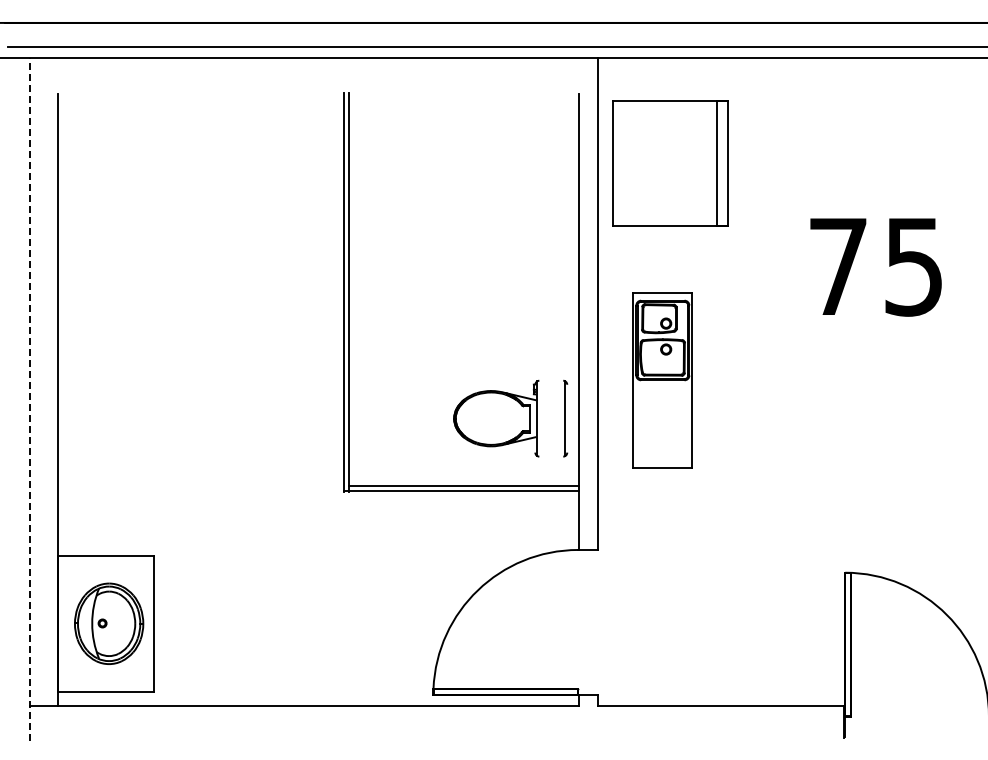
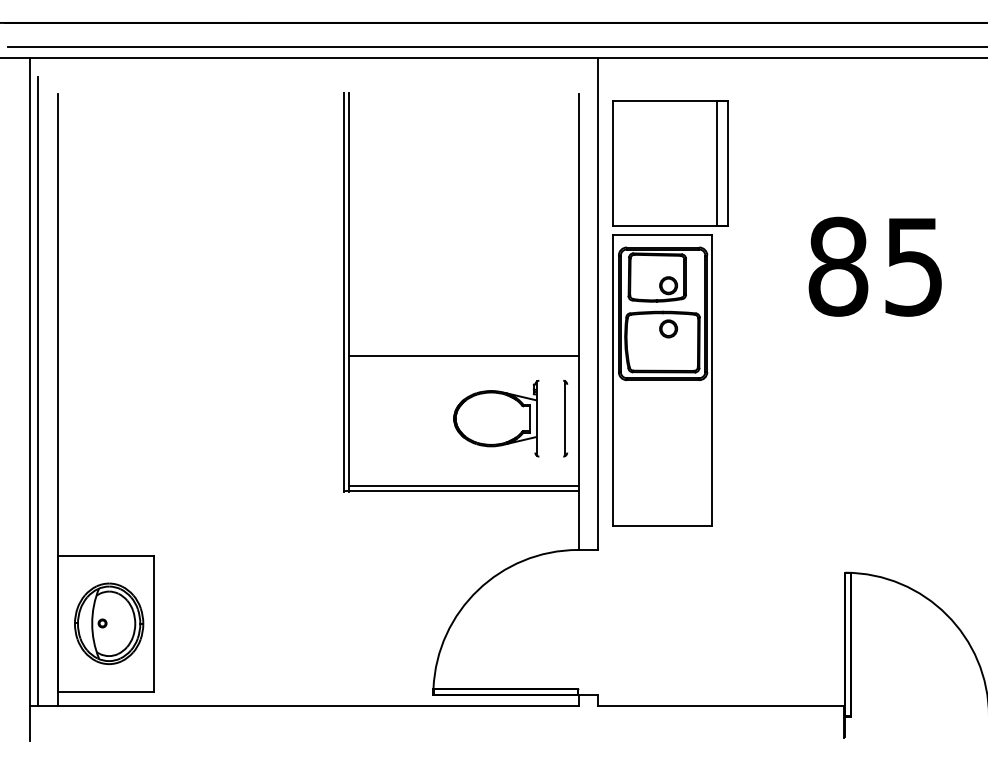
text: 75 -> 85 (838, 266)
line: none -> present (463, 356)
part size: 61x177 px -> 101x293 px (662, 380)
line: none -> present (38, 390)
line: dashed -> solid (29, 399)
